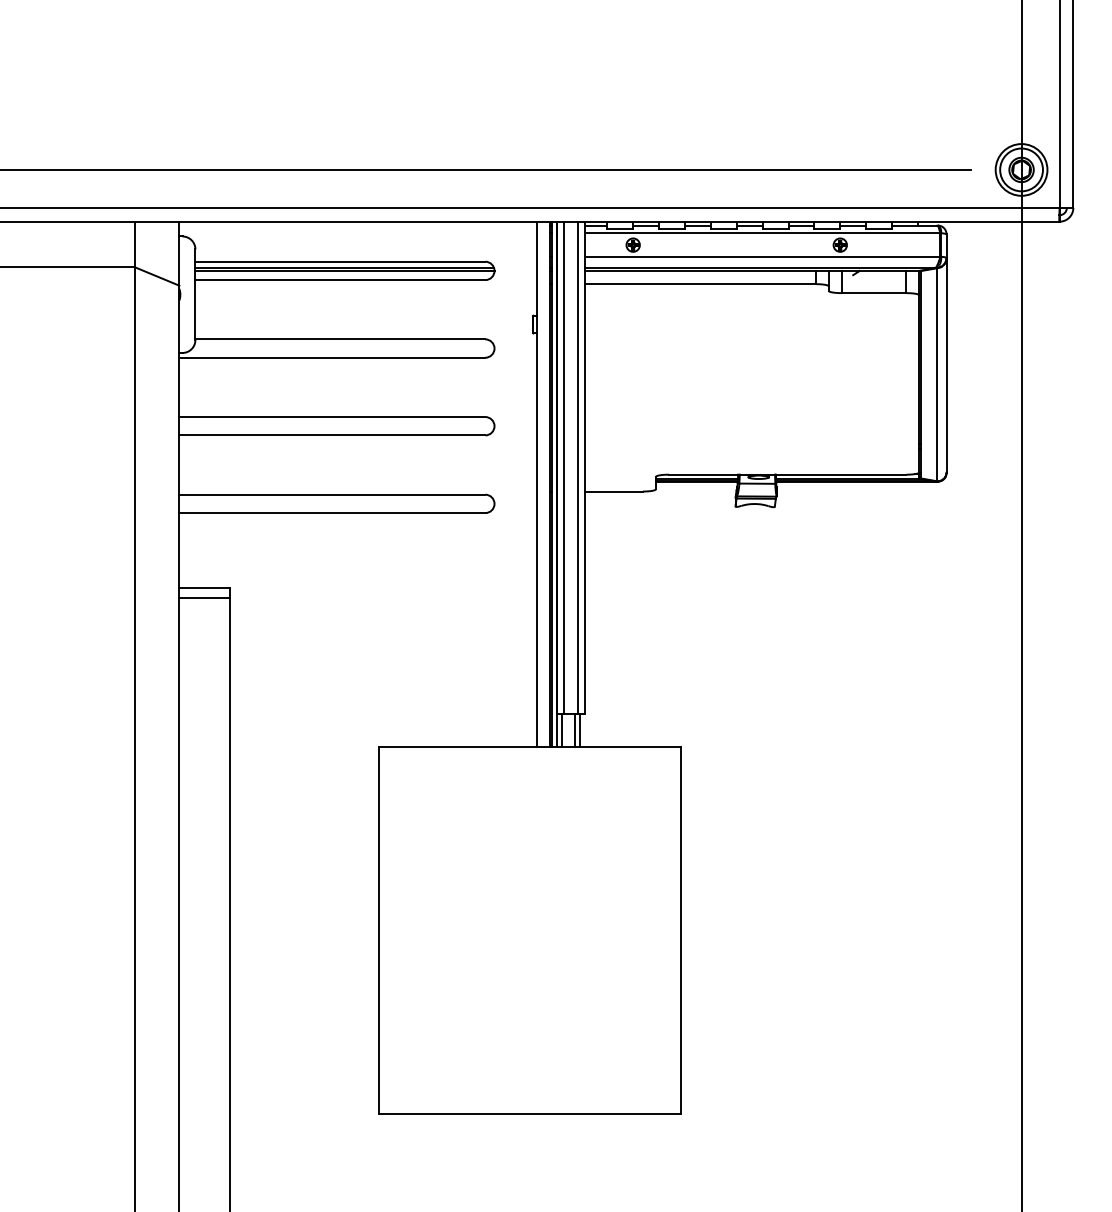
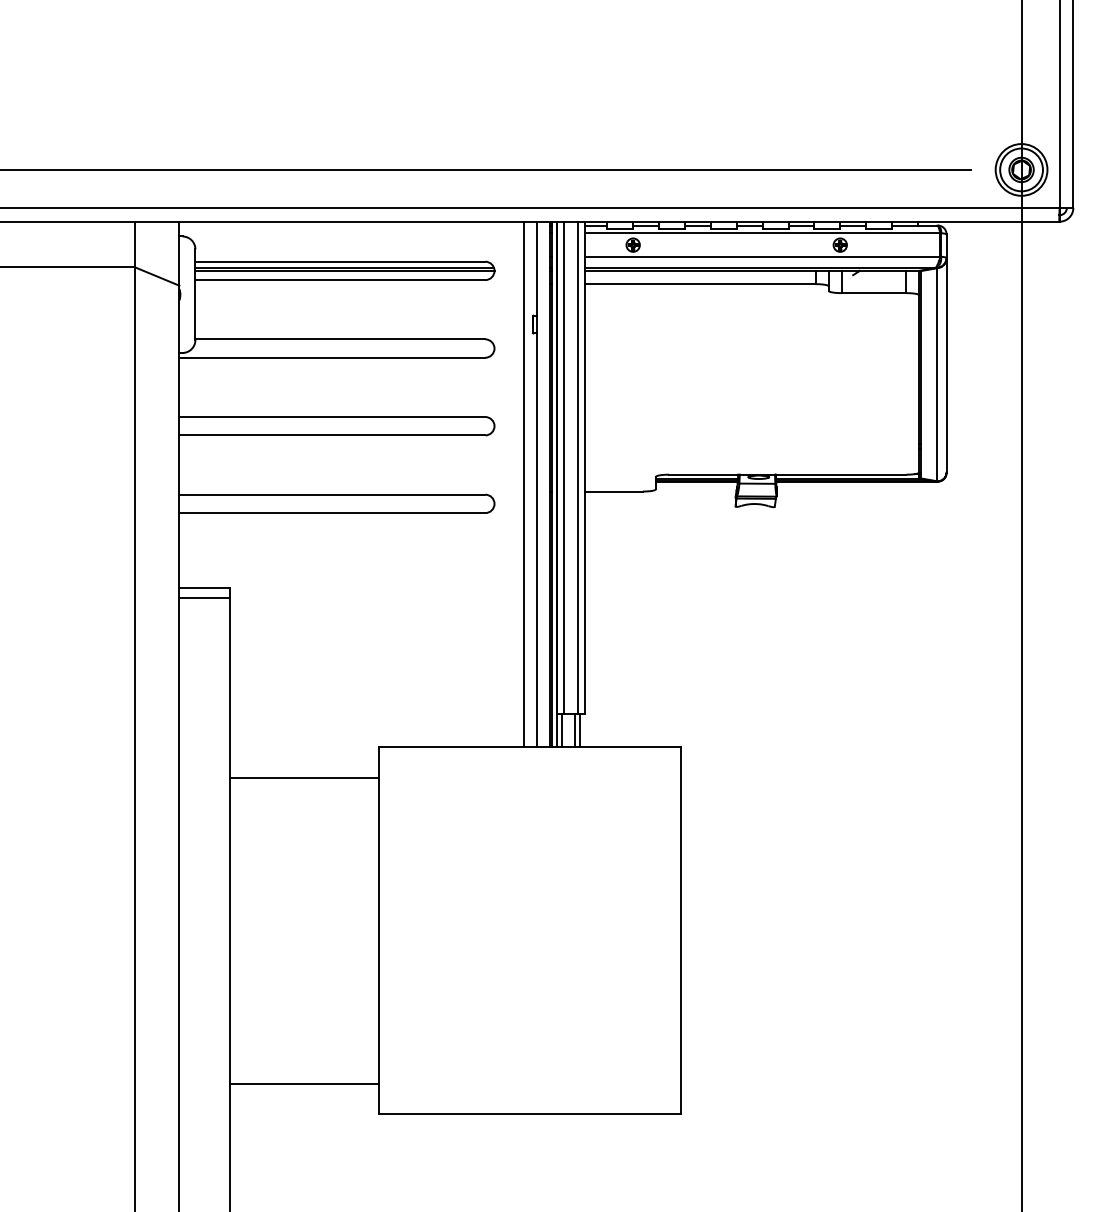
line: none -> present (524, 483)
line: none -> present (304, 777)
line: none -> present (304, 1083)
